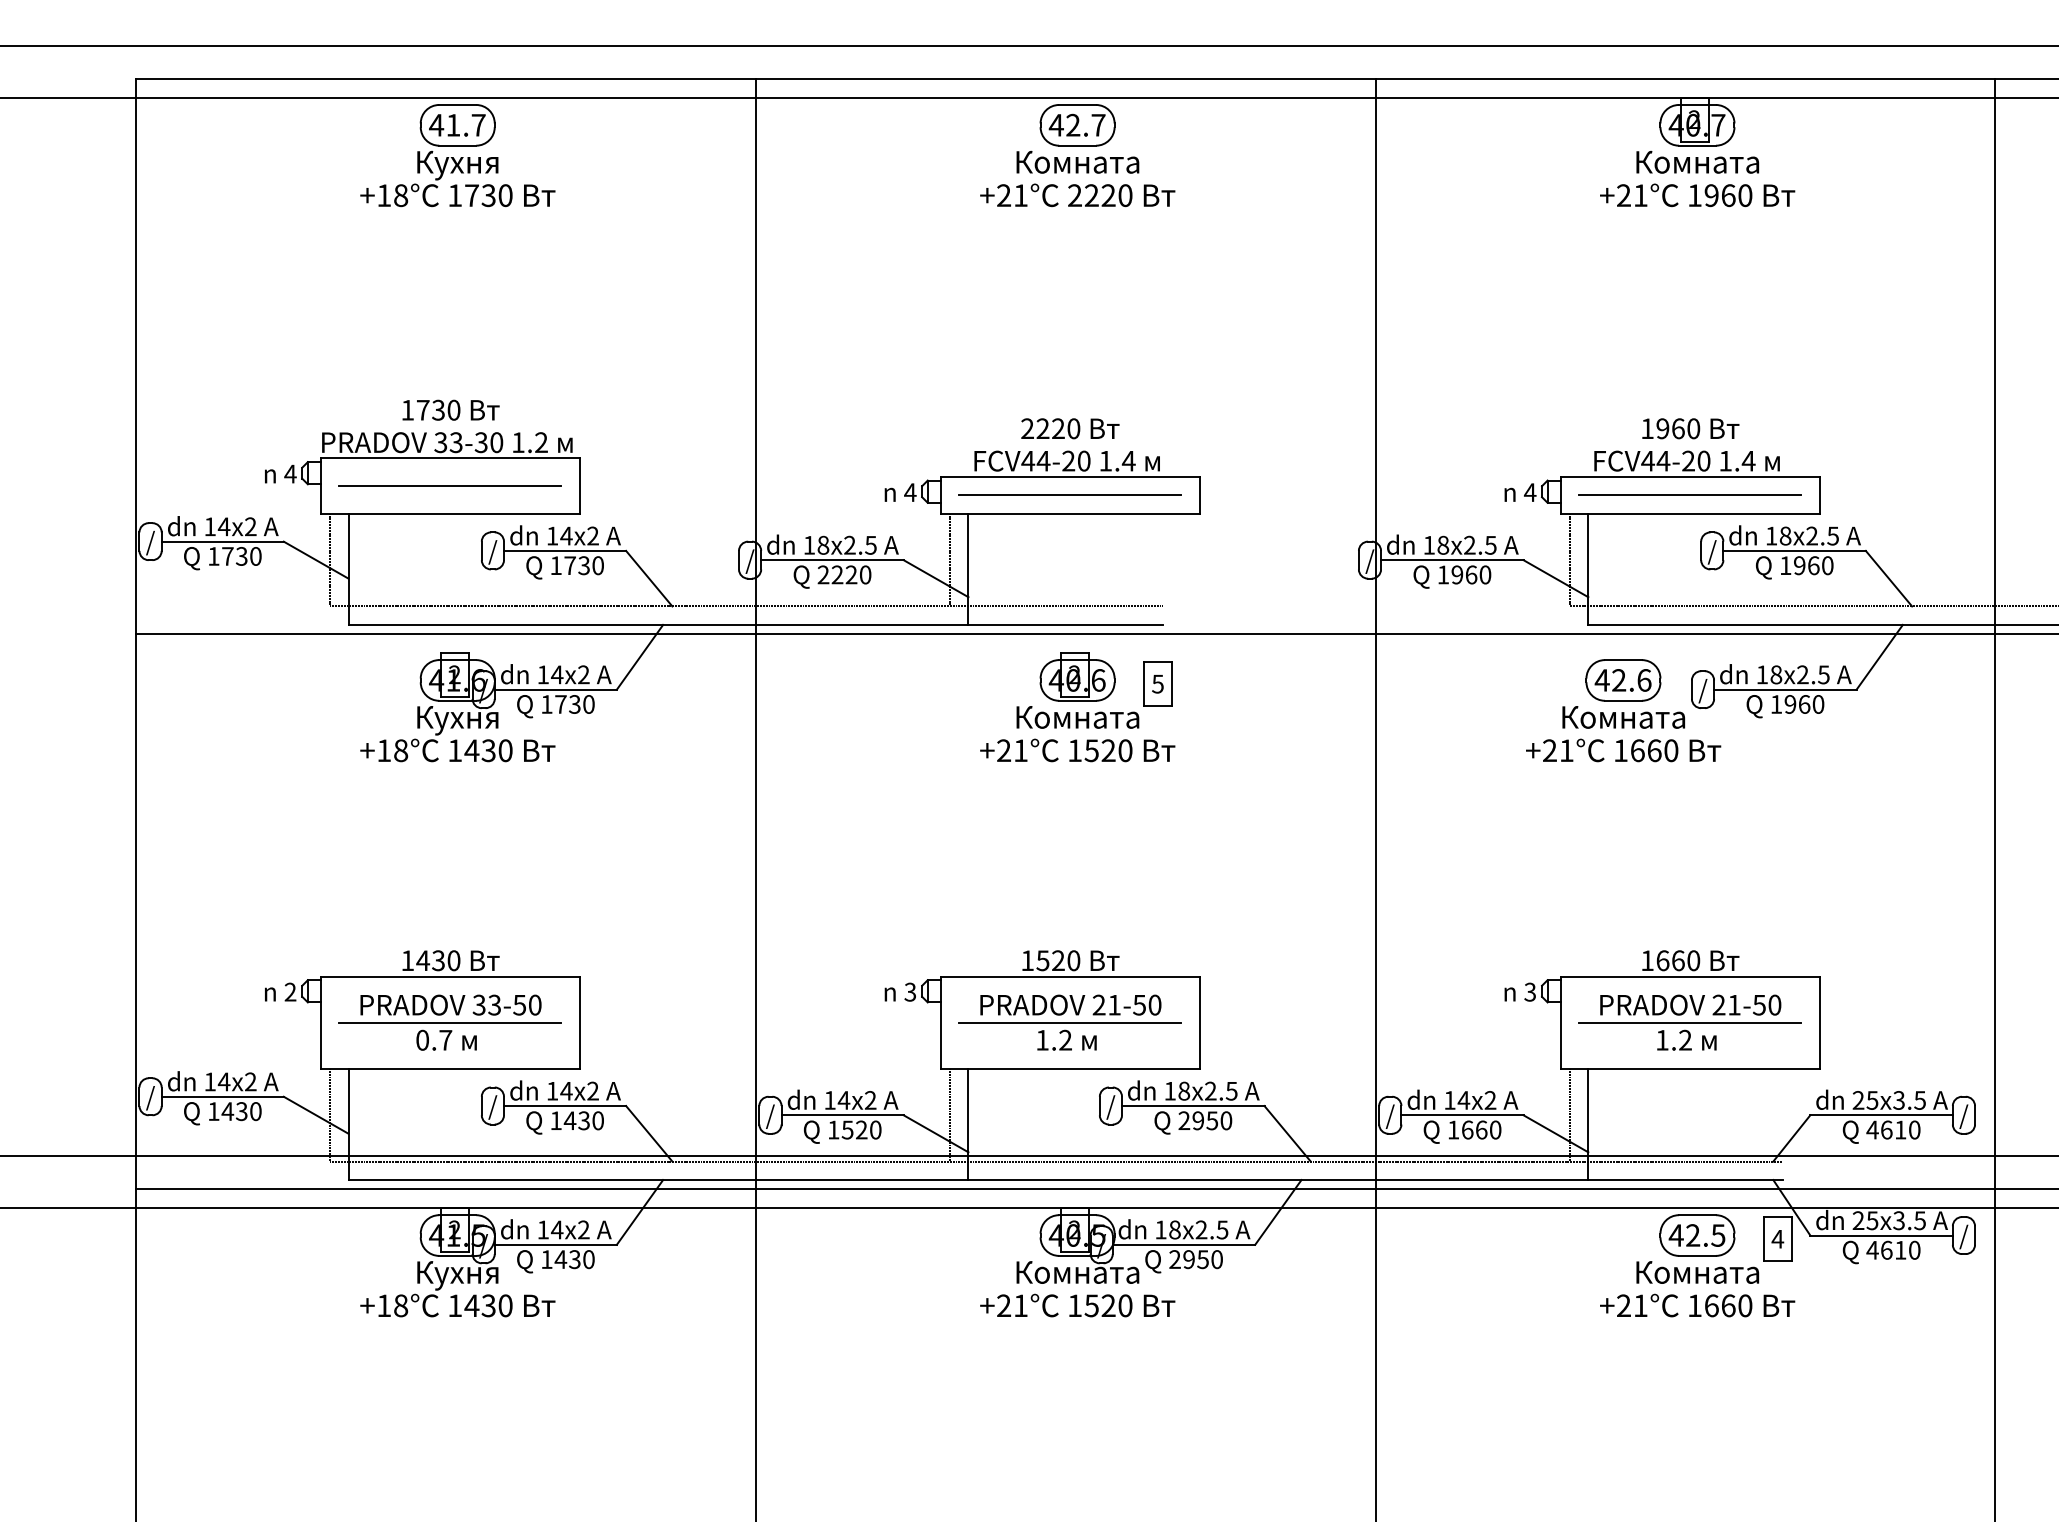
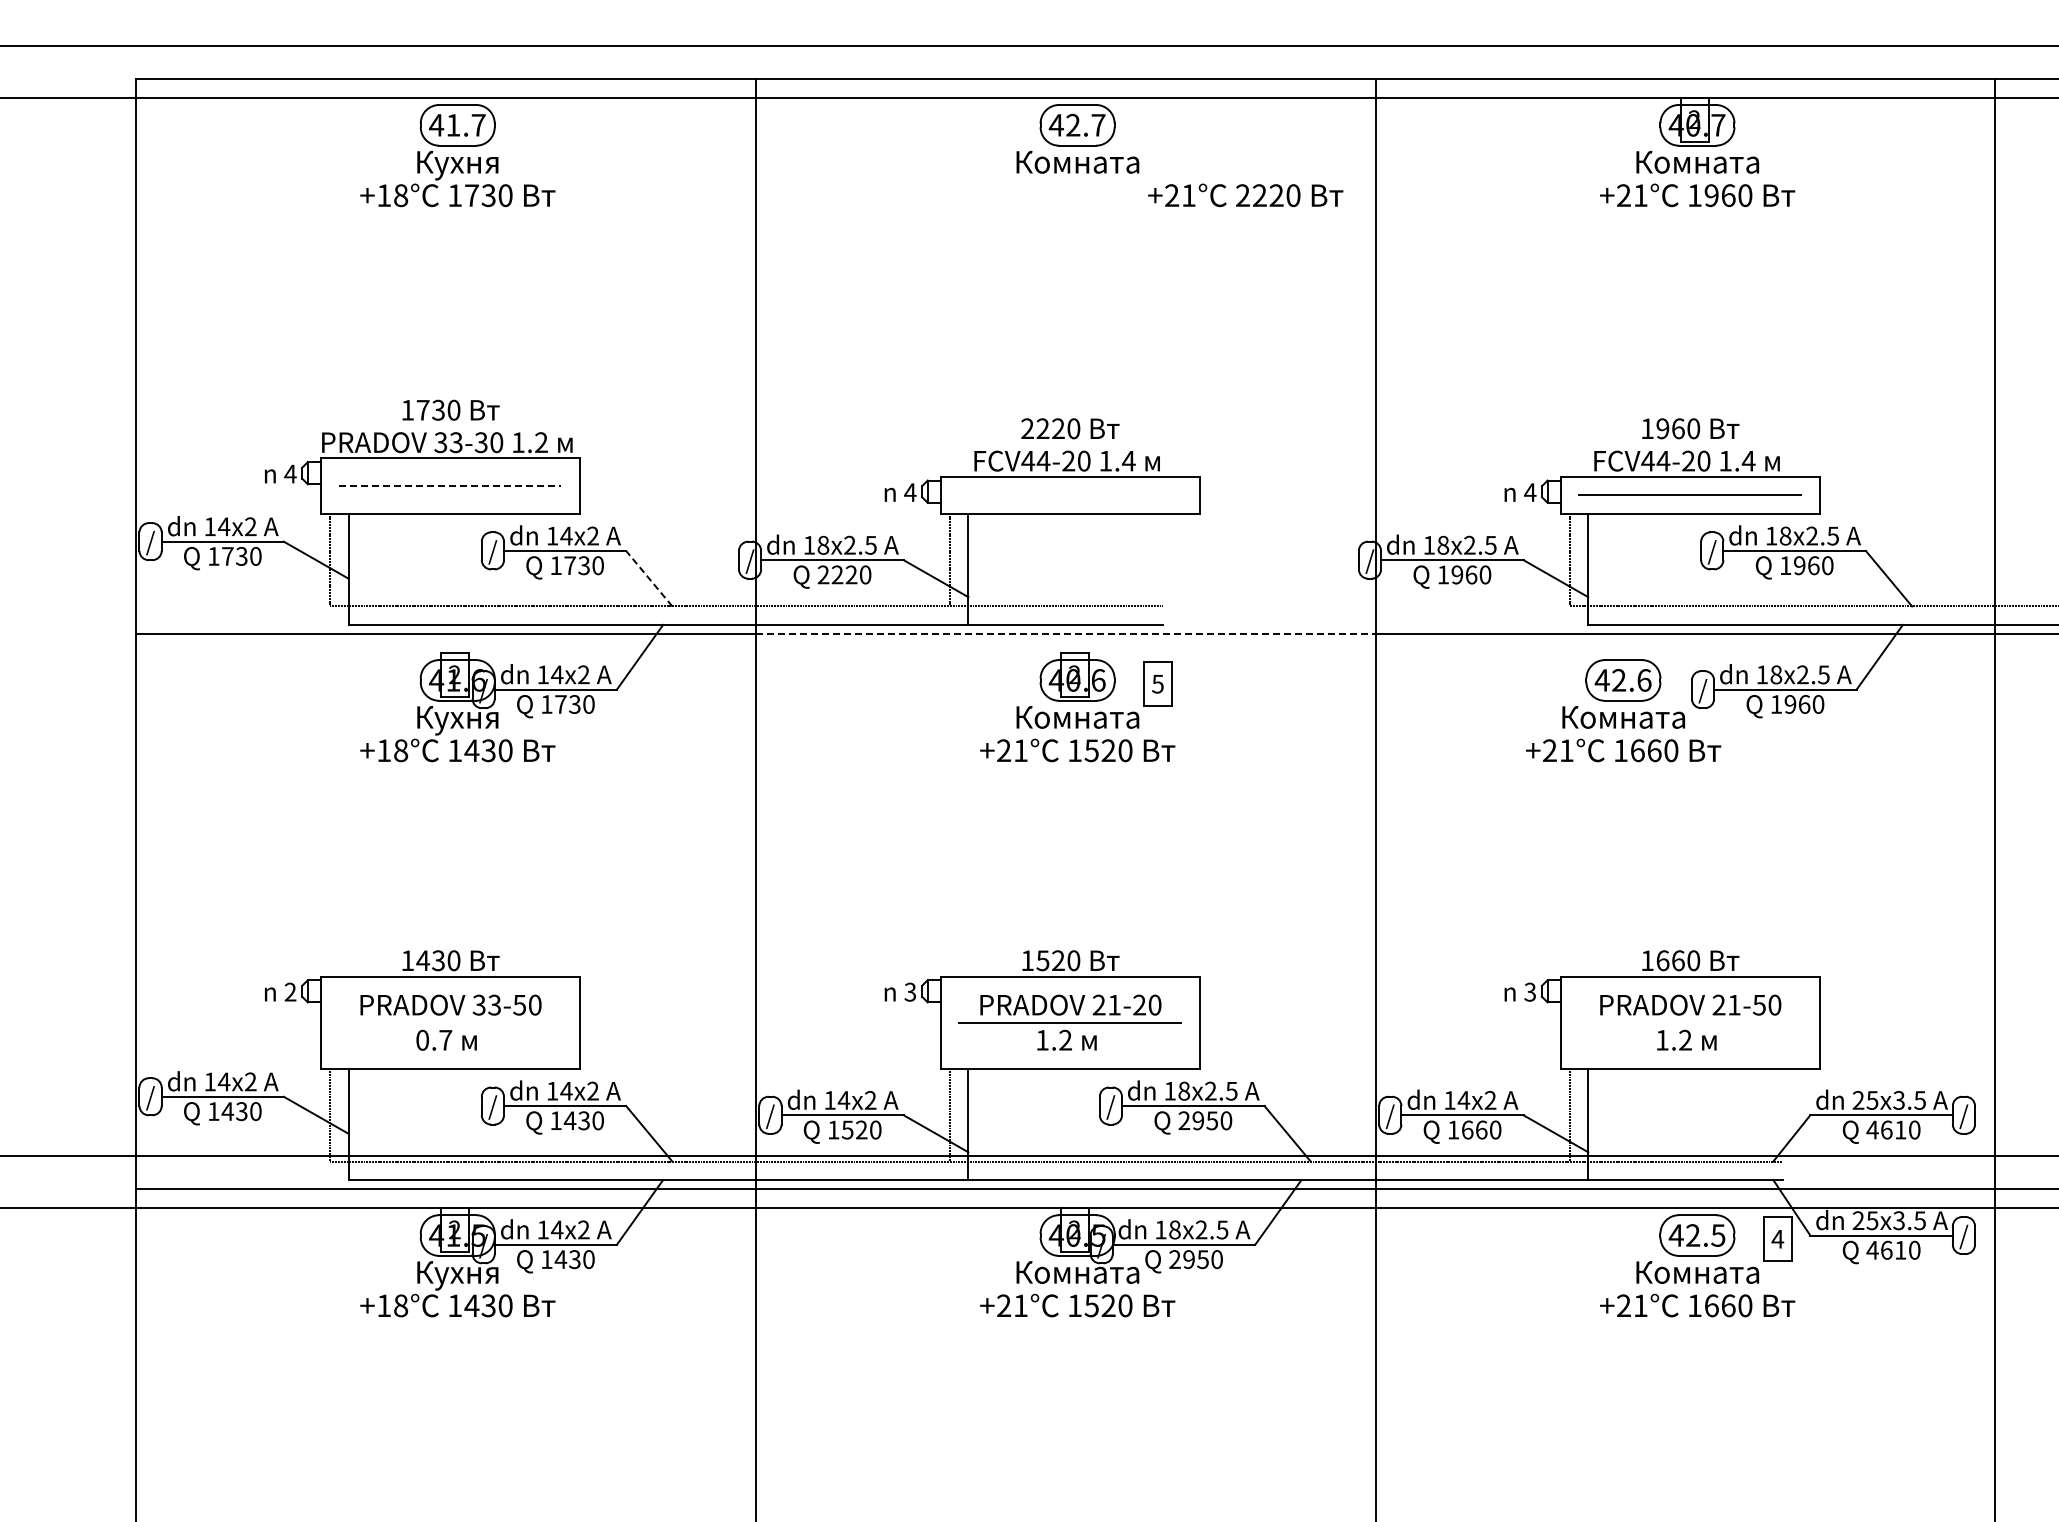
text position: (1077, 195) -> (1245, 195) (1245, 195)
line: solid -> dashed (450, 486)
line: present -> none (1070, 495)
line: solid -> dashed (648, 578)
line: solid -> dashed (1065, 634)
text: 21-50 -> 21-20 (1139, 1004)
line: present -> none (450, 1022)
line: present -> none (1690, 1022)
